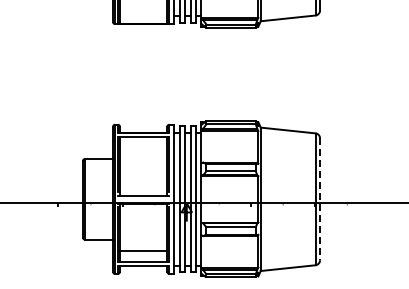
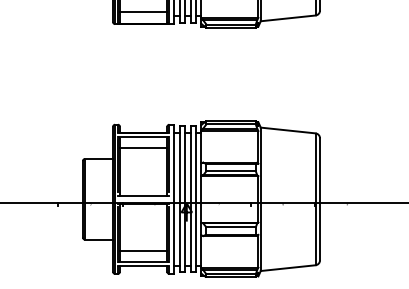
line: none -> present (143, 11)
line: none -> present (143, 147)
line: dashed -> solid (320, 199)
